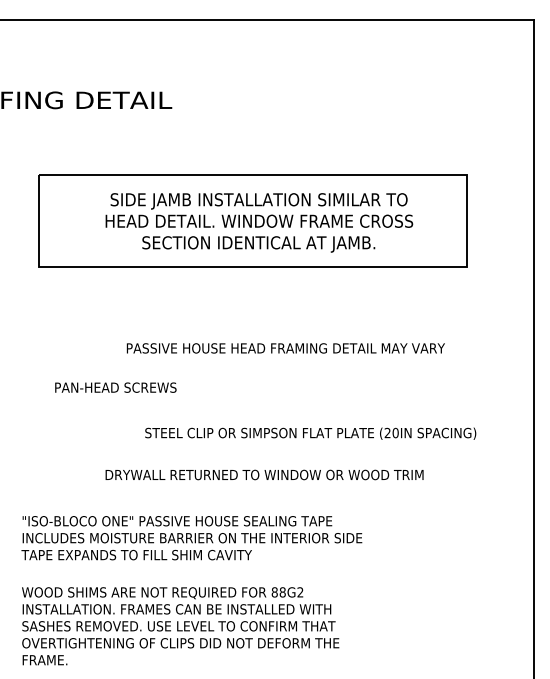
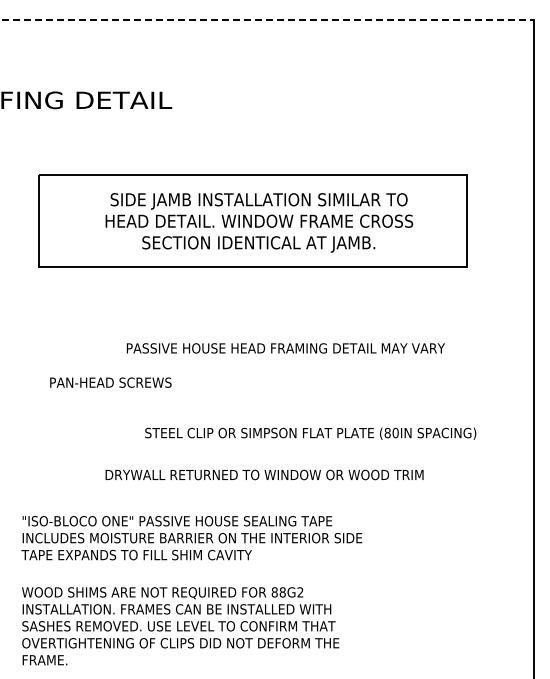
line: solid -> dashed (267, 20)
text position: (115, 387) -> (110, 382) (110, 382)
text: (20IN -> (80IN (387, 433)
